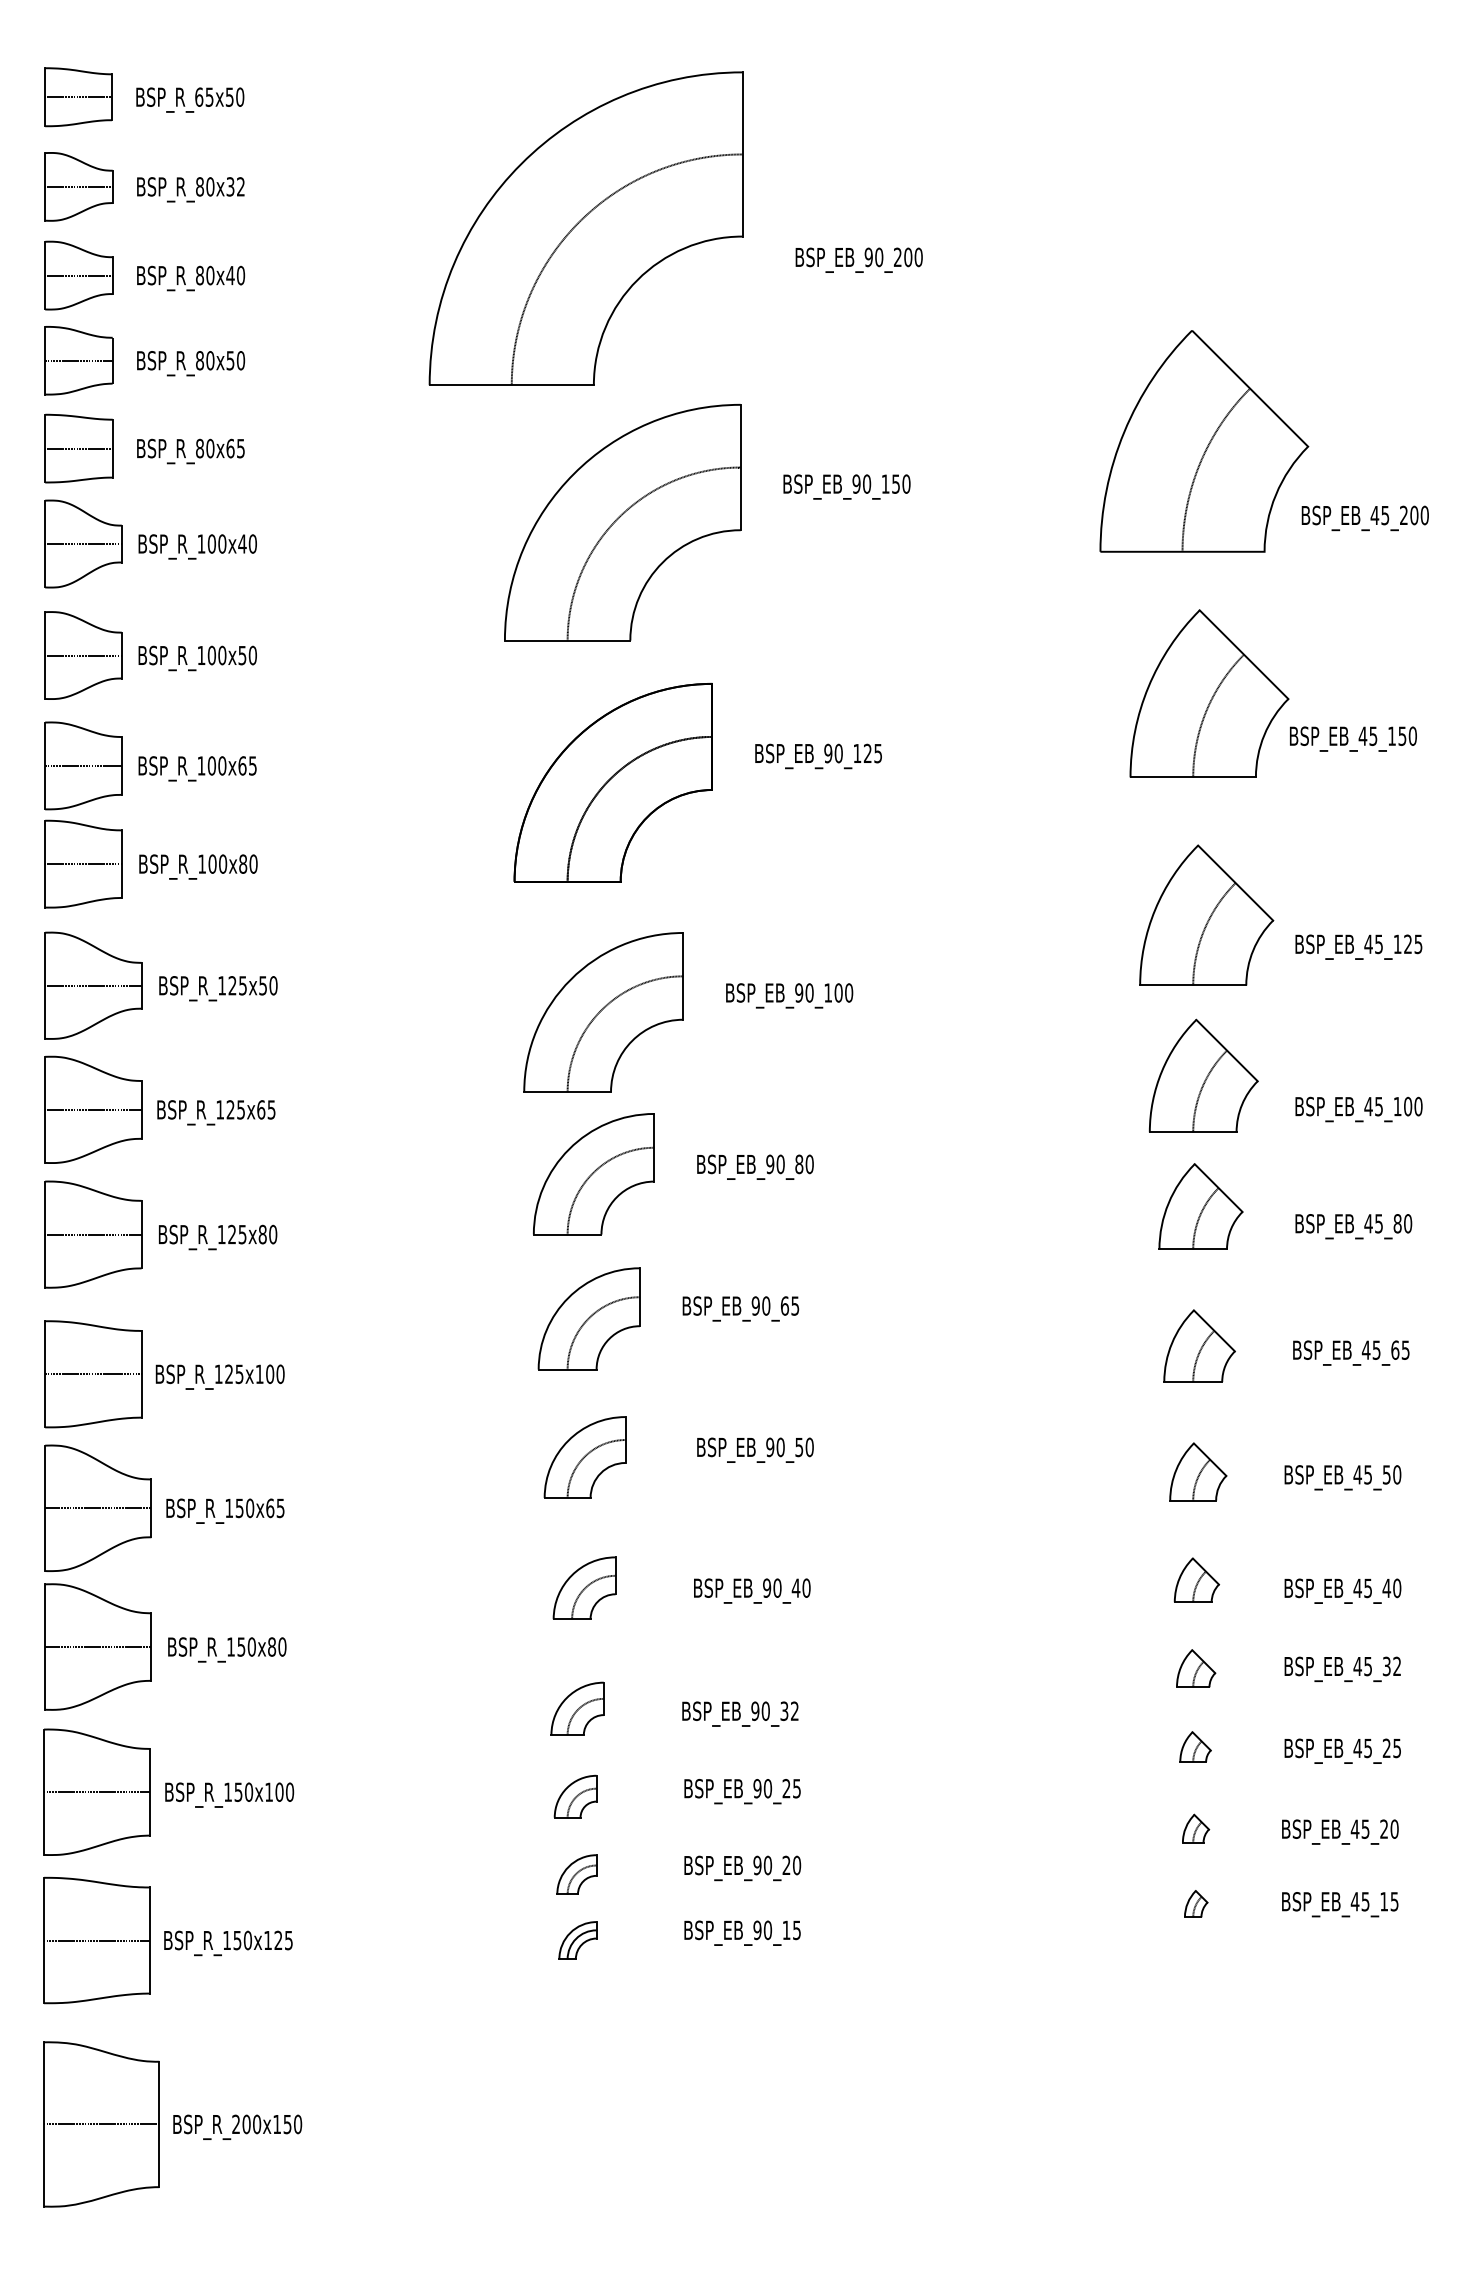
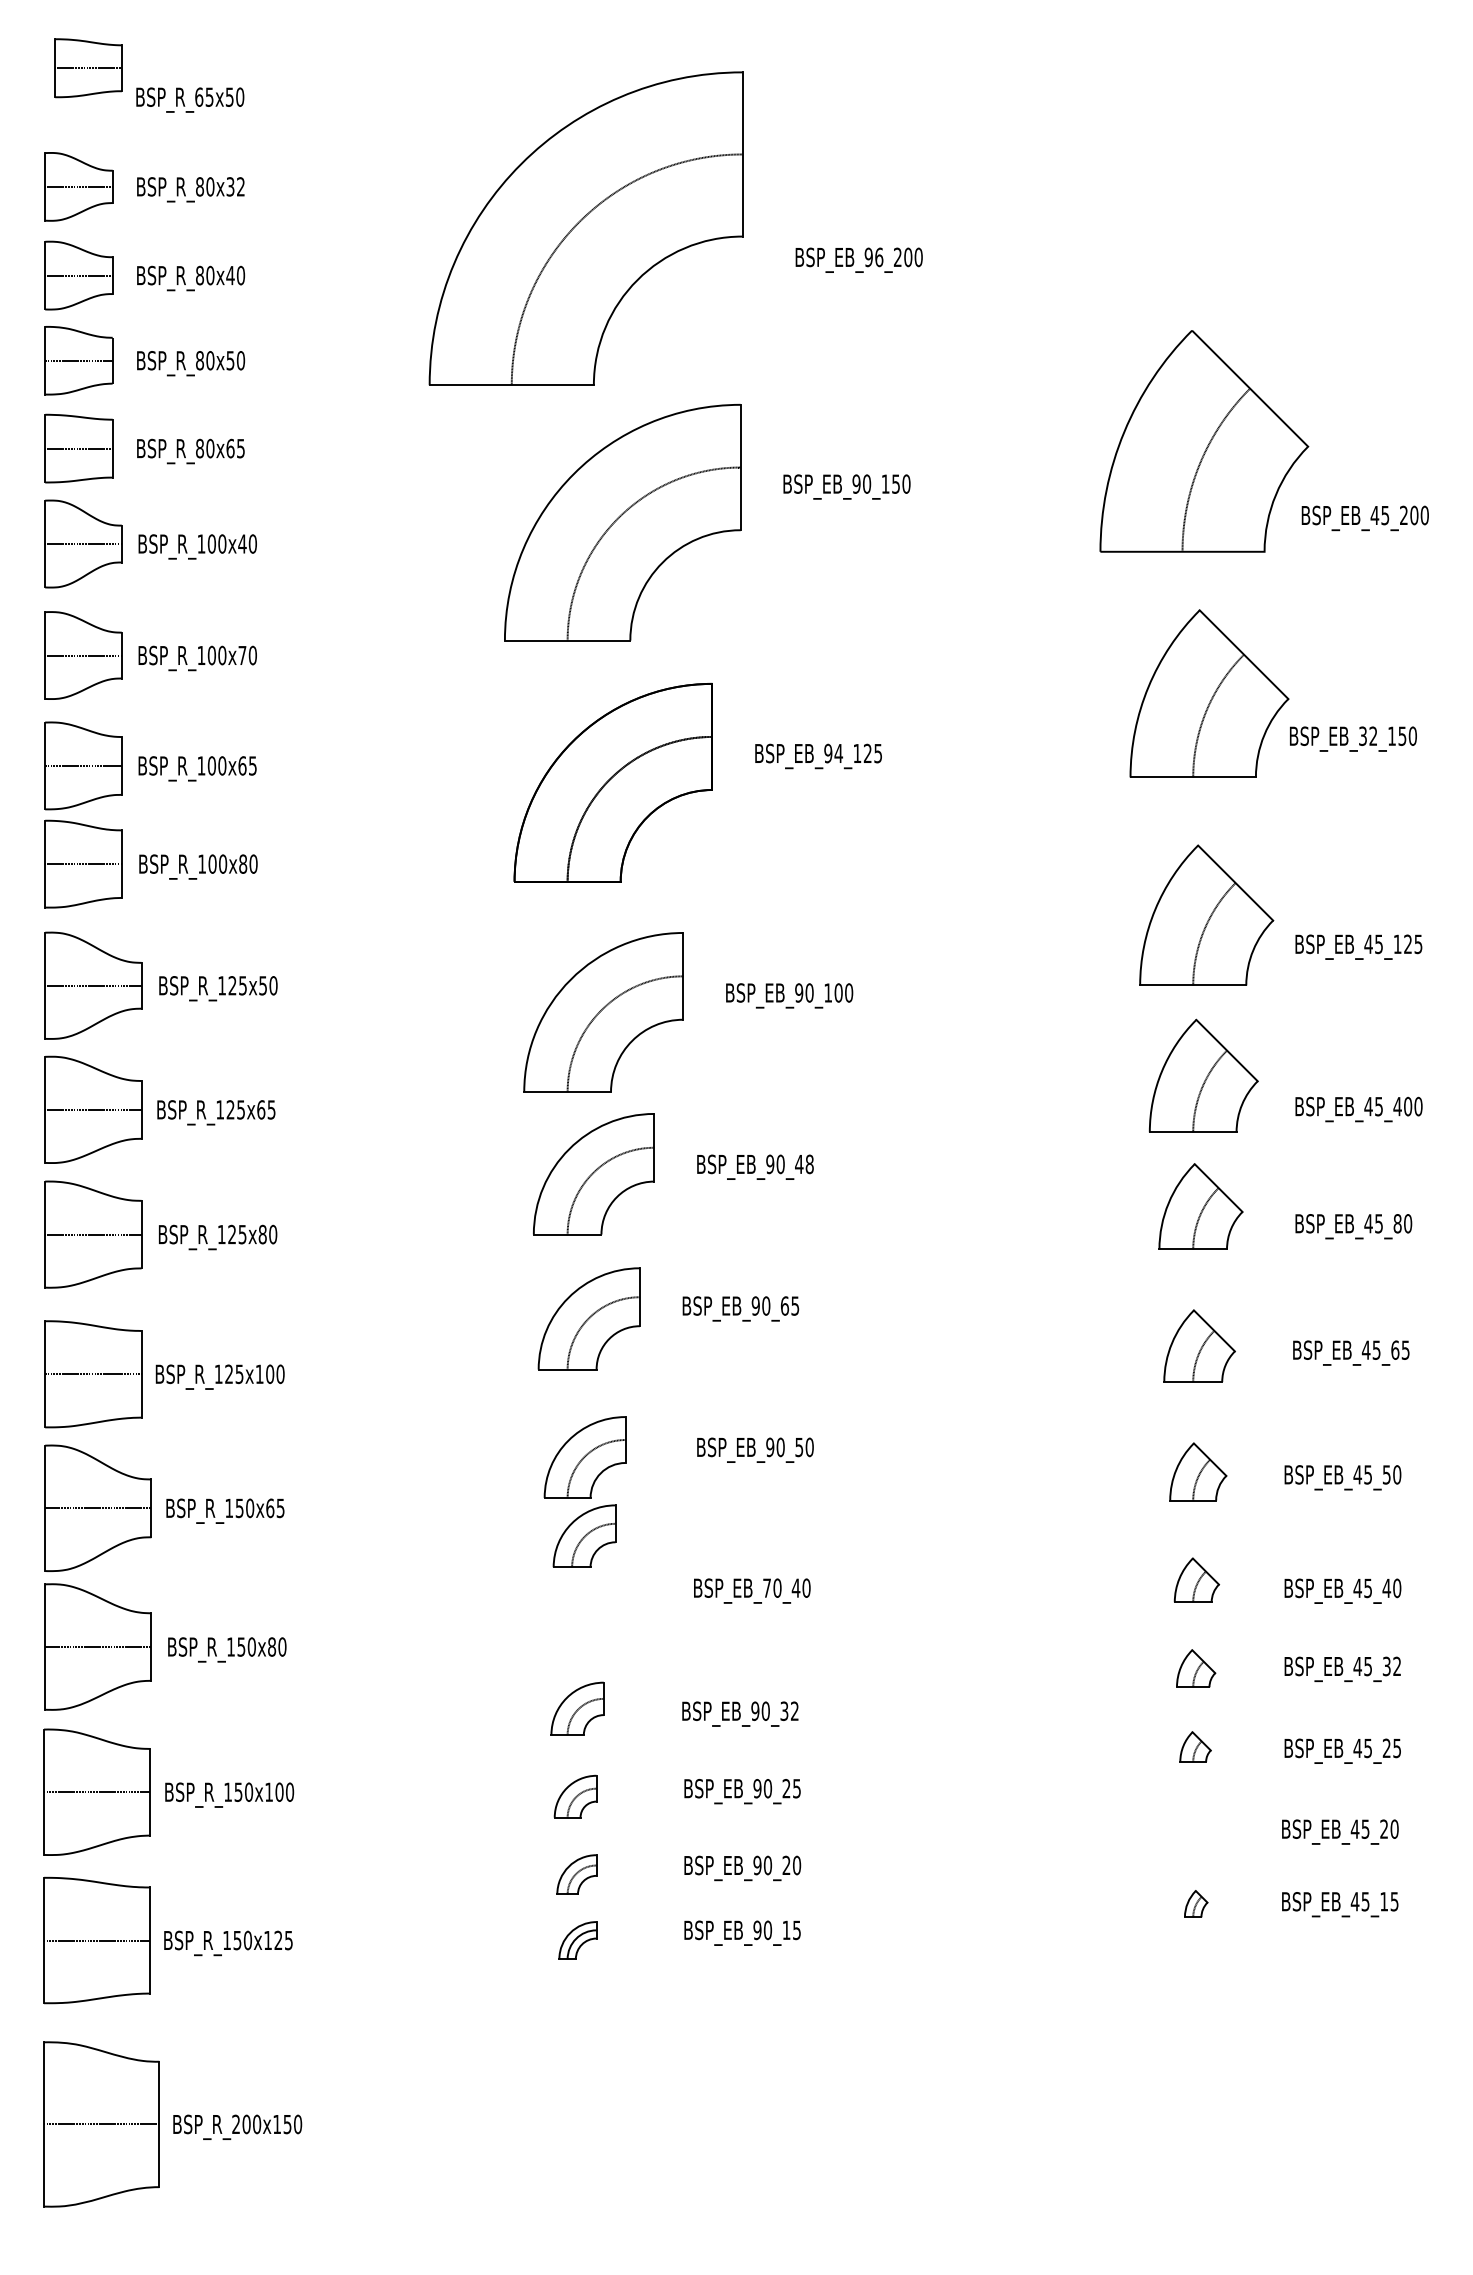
part position: (78, 97) -> (88, 68) (88, 68)
text: BSP_EB_90_200 -> BSP_EB_96_200 (879, 256)
text: BSP_R_100x50 -> BSP_R_100x70 (242, 655)
text: BSP_EB_45_150 -> BSP_EB_32_150 (1367, 736)
text: BSP_EB_90_125 -> BSP_EB_94_125 (838, 753)
text: BSP_EB_45_100 -> BSP_EB_45_400 (1397, 1106)
text: BSP_EB_90_80 -> BSP_EB_90_48 (804, 1164)
part position: (584, 1587) -> (584, 1535) (584, 1535)
text: BSP_EB_90_40 -> BSP_EB_70_40 (767, 1587)
part: present -> none (1196, 1828)
